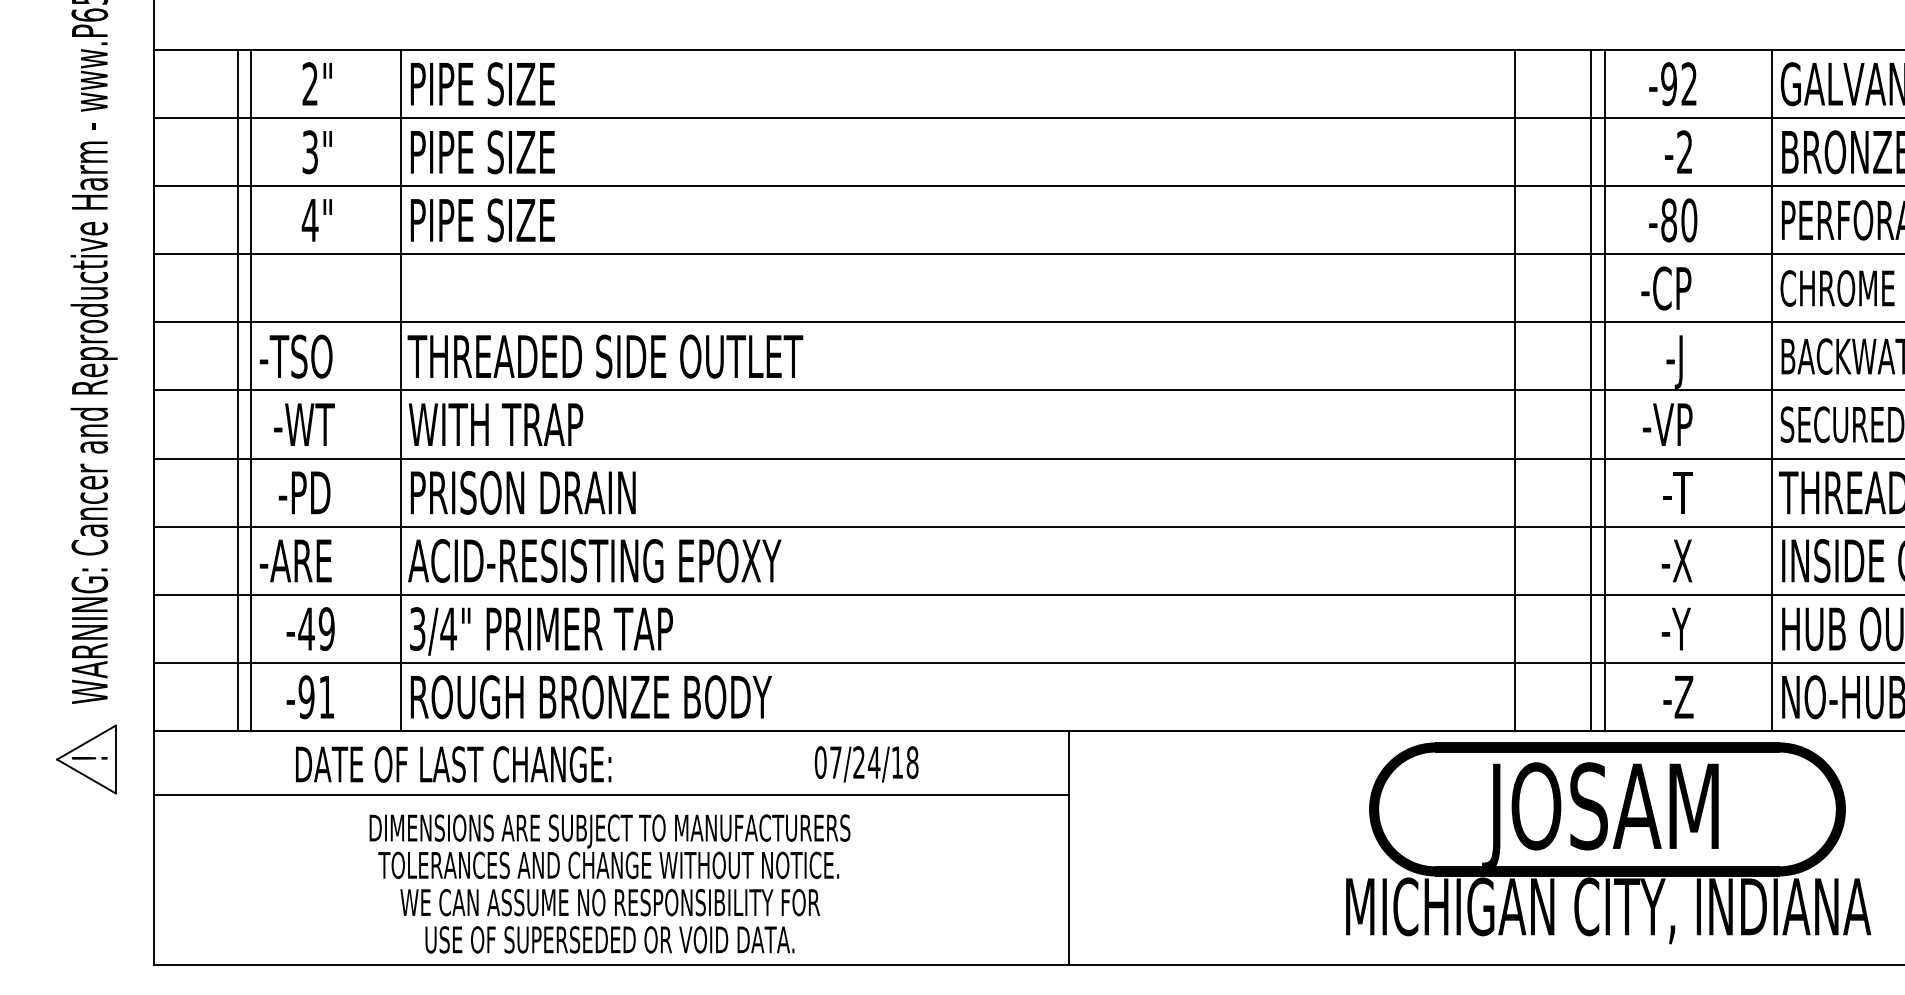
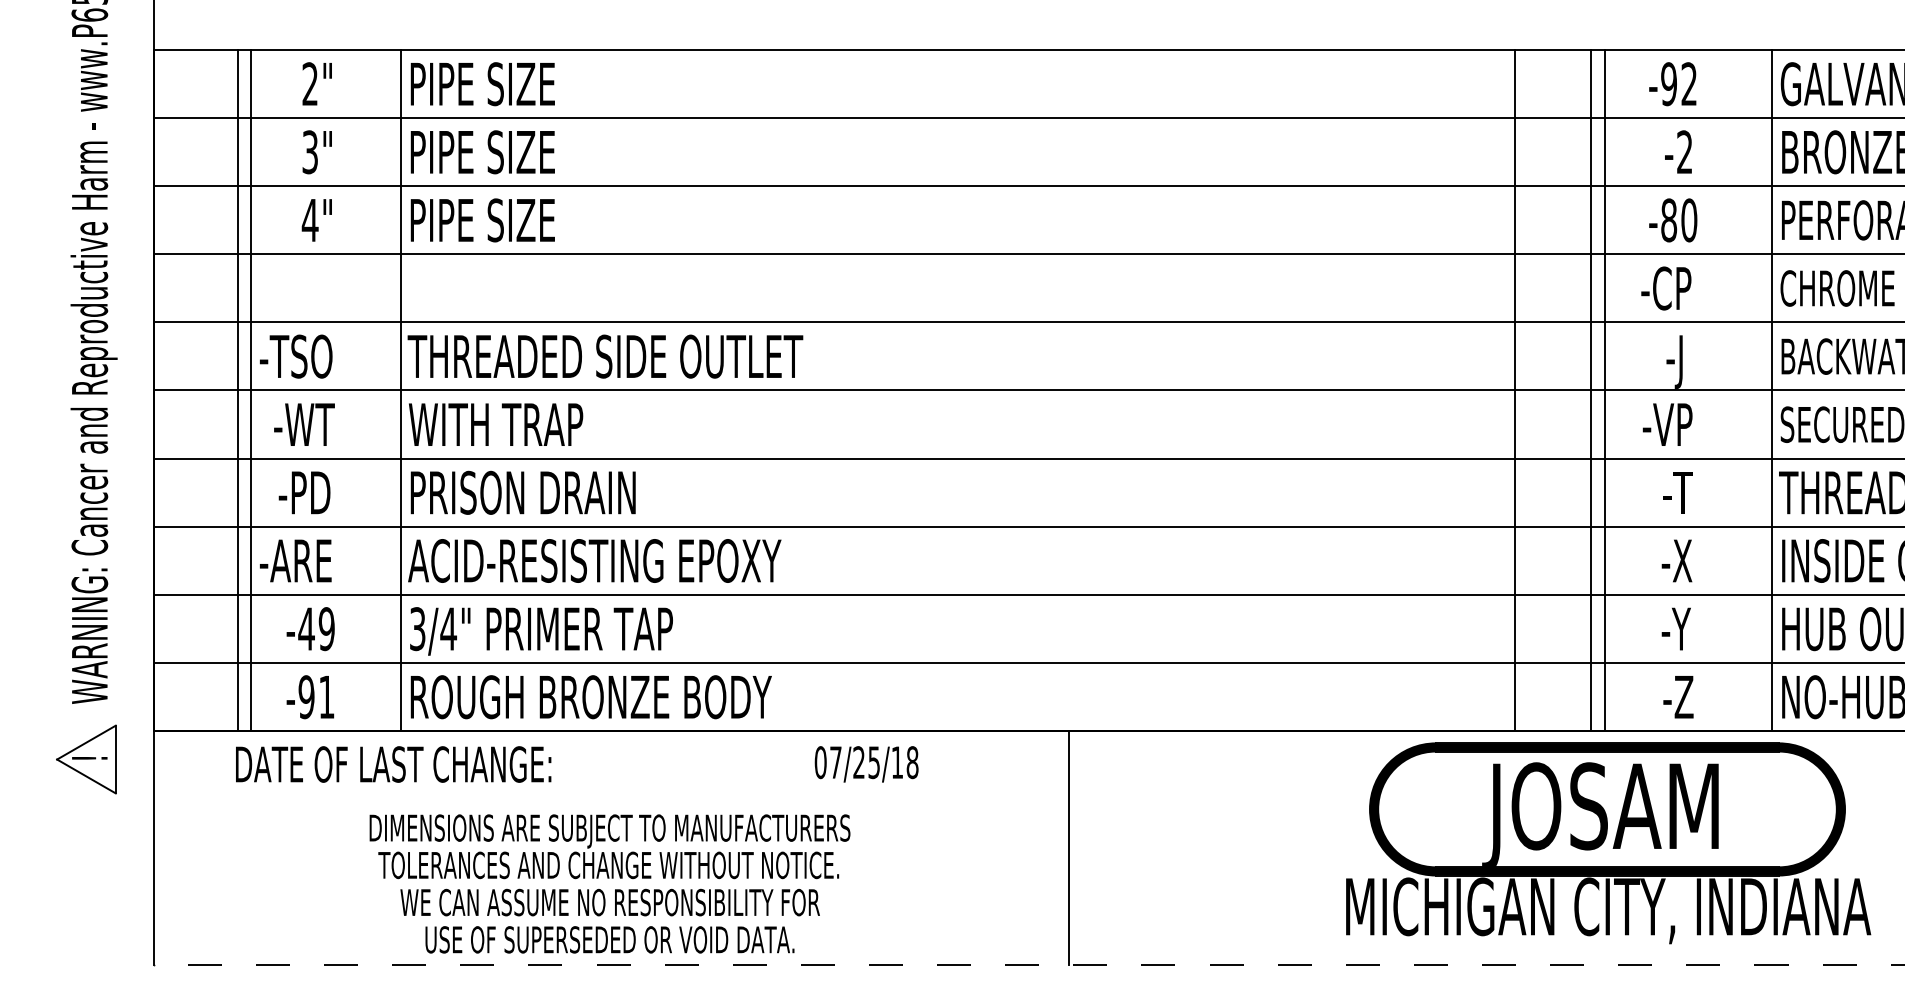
text: 07/24/18 -> 07/25/18 (874, 762)
text position: (453, 764) -> (393, 764) (393, 764)
line: present -> none (611, 794)
line: solid -> dashed (1028, 965)
